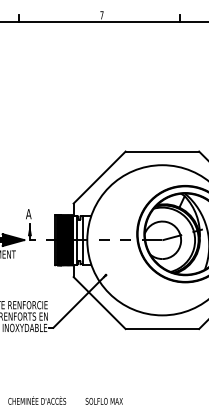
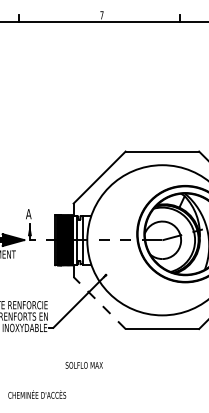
line: solid -> dashed (99, 303)
text position: (37, 400) -> (37, 394) (37, 394)
text position: (103, 401) -> (83, 365) (83, 365)
